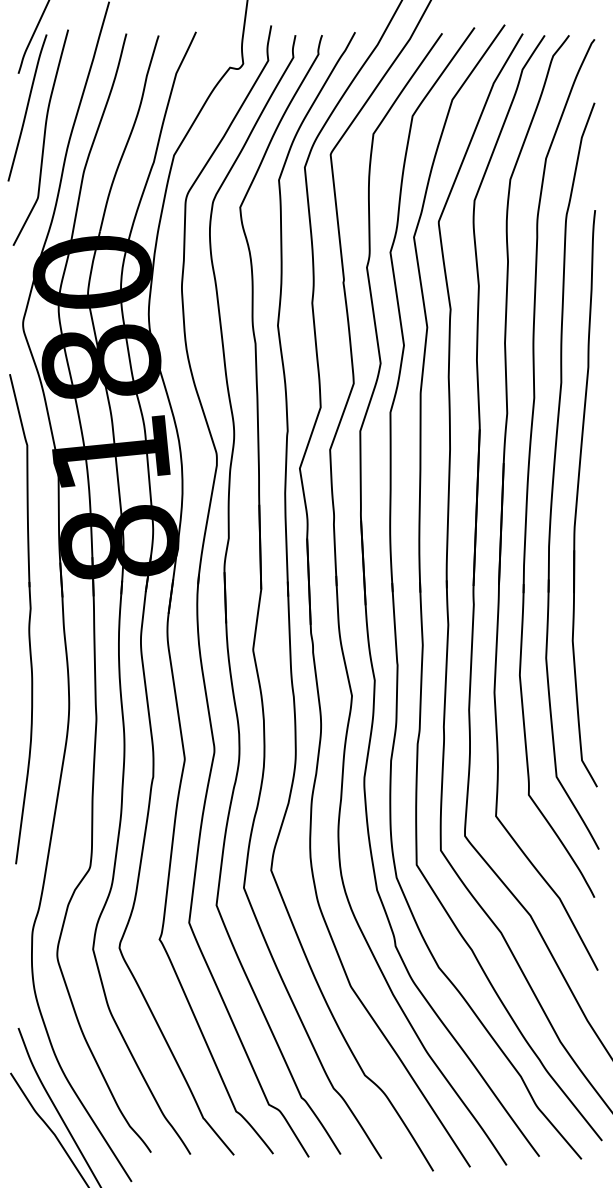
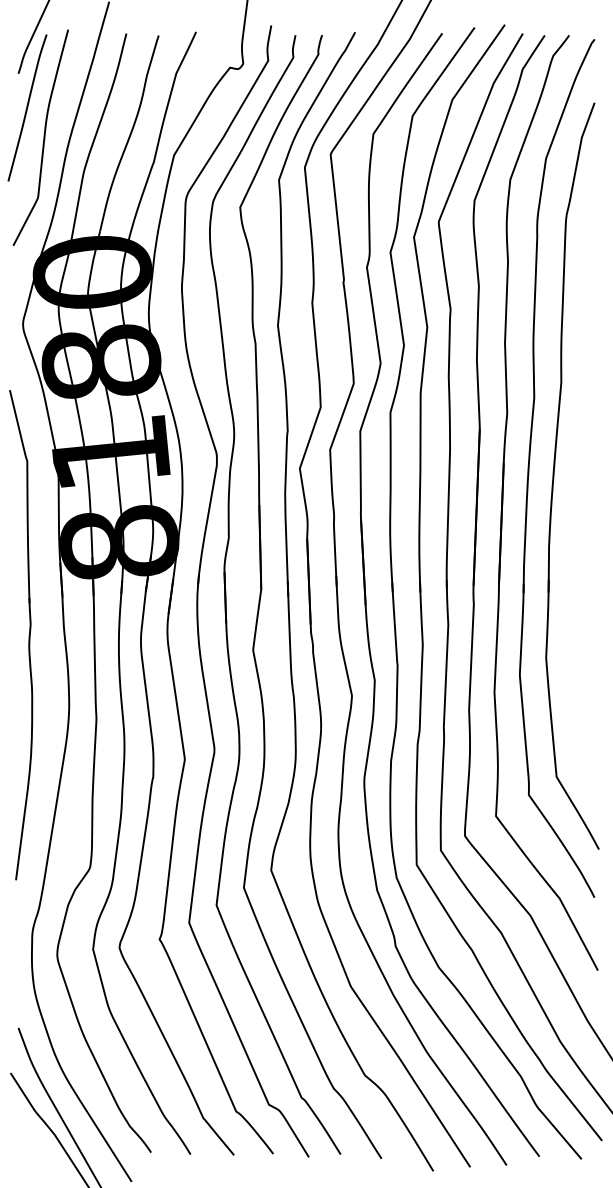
part: present -> none (578, 496)
part position: (28, 619) -> (28, 635) (28, 635)
